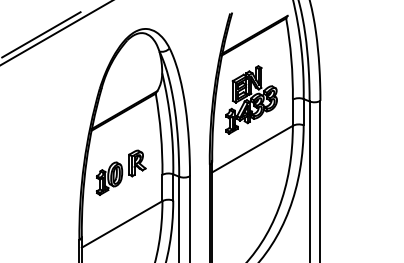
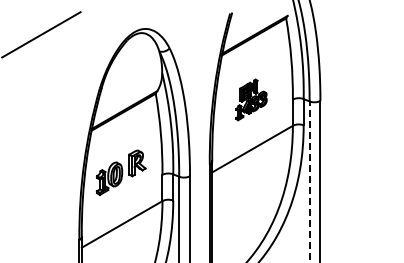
line: present -> none (56, 33)
part size: 53x70 px -> 33x44 px (251, 99)
line: solid -> dashed (309, 181)
